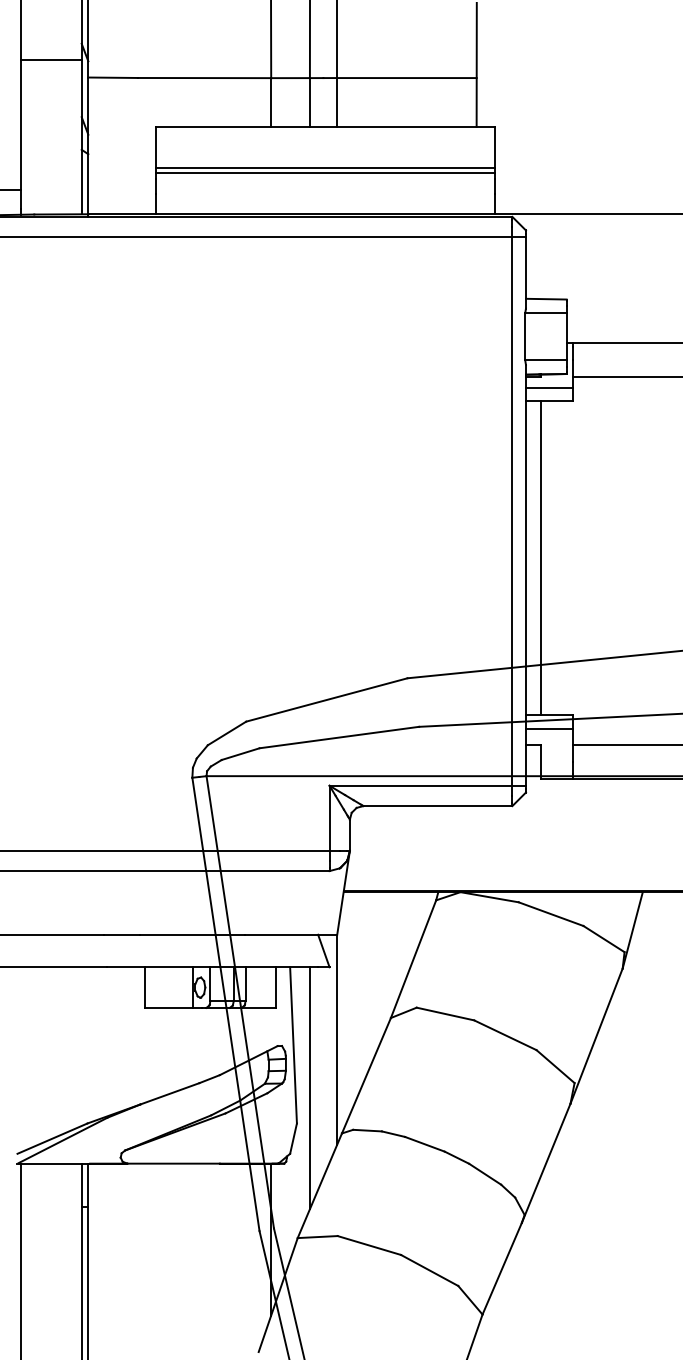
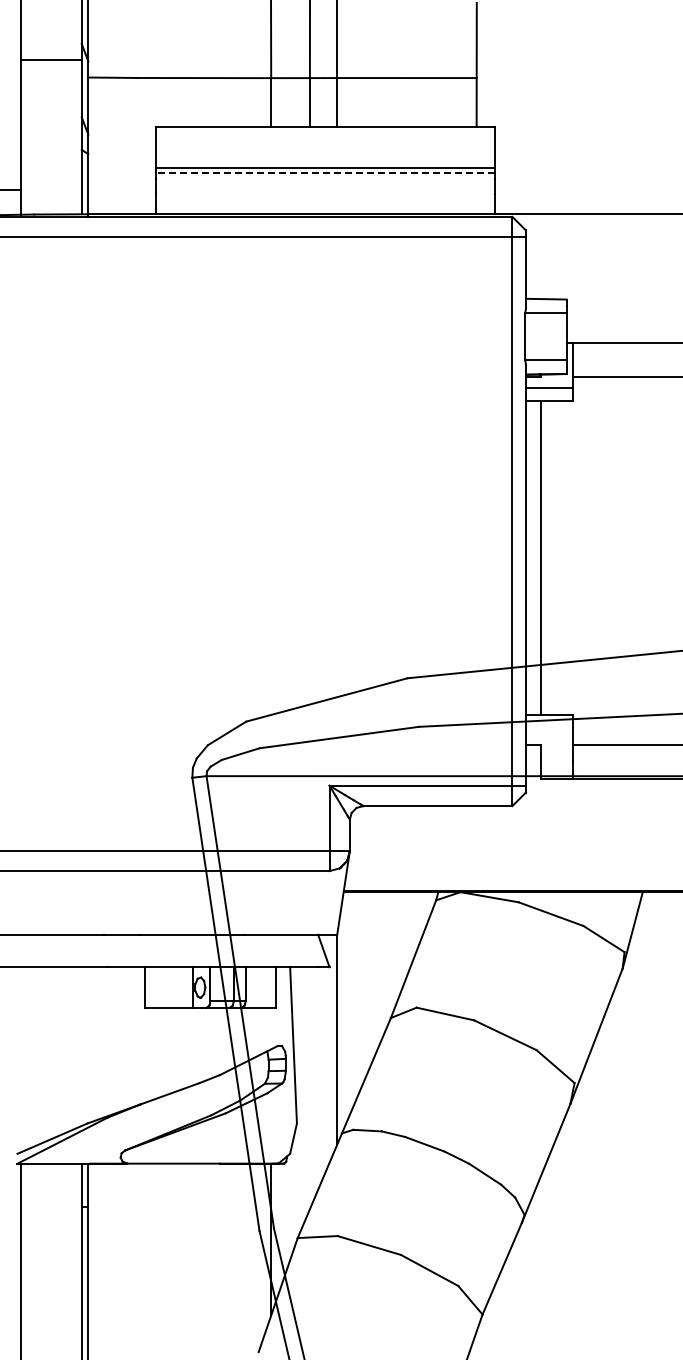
line: solid -> dashed (325, 172)
line: present -> none (549, 728)
line: present -> none (309, 1088)
